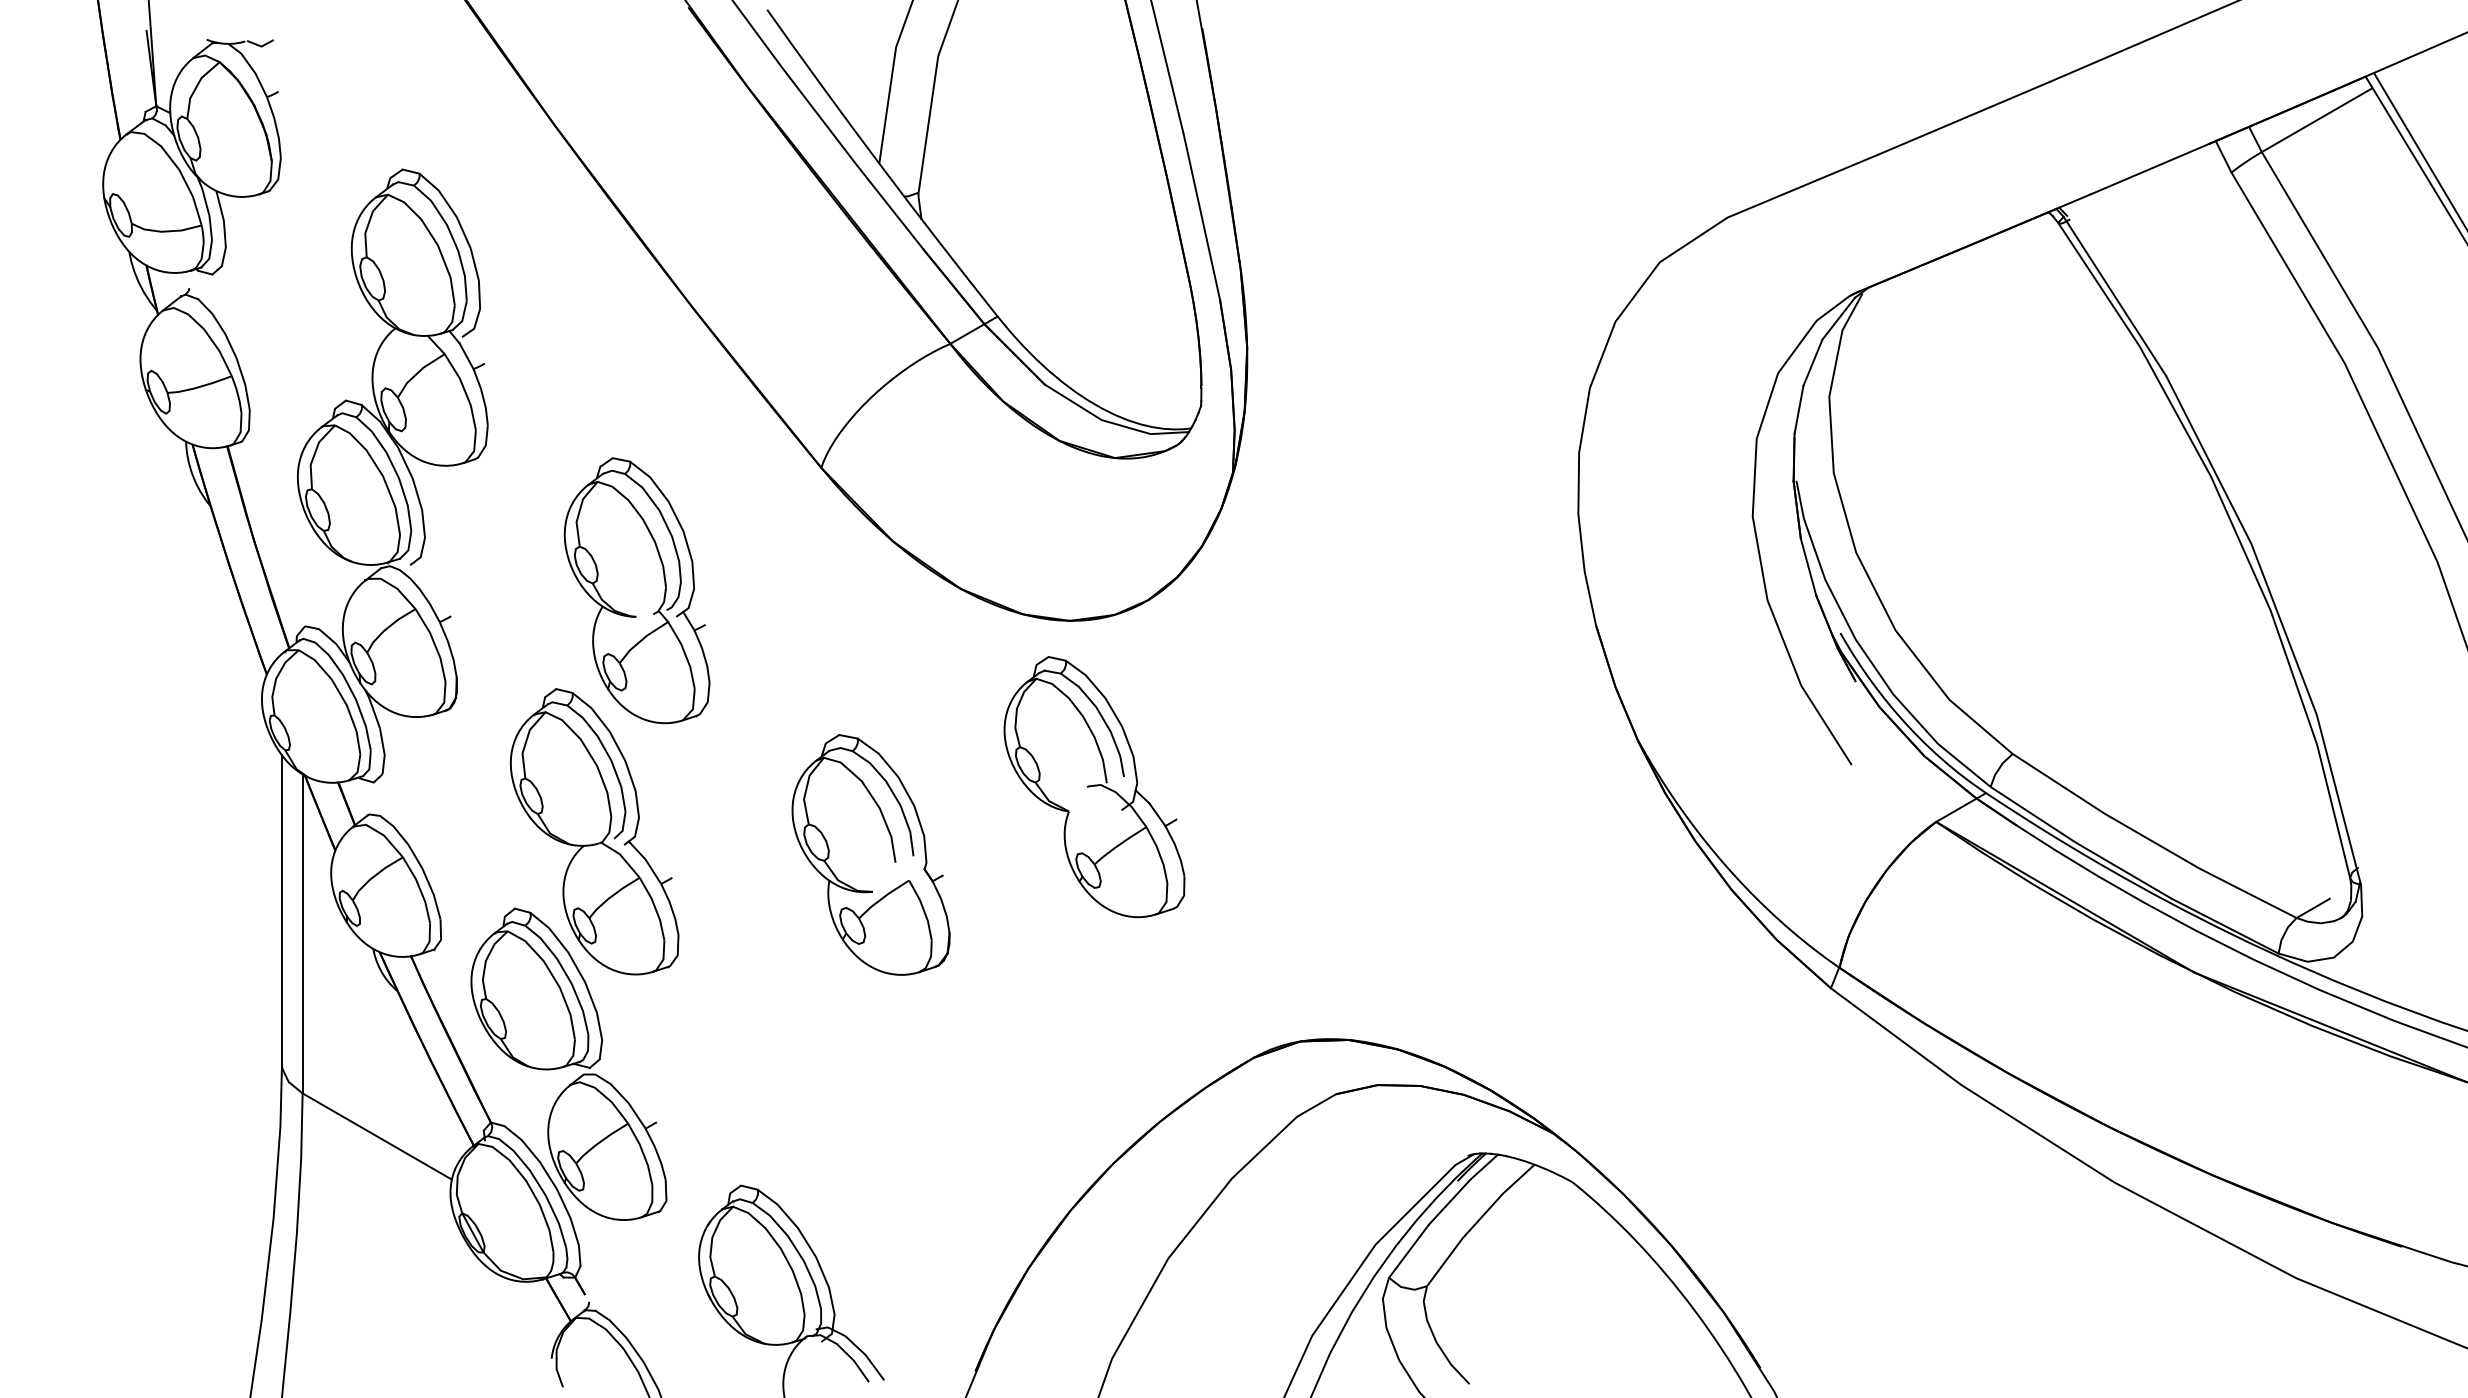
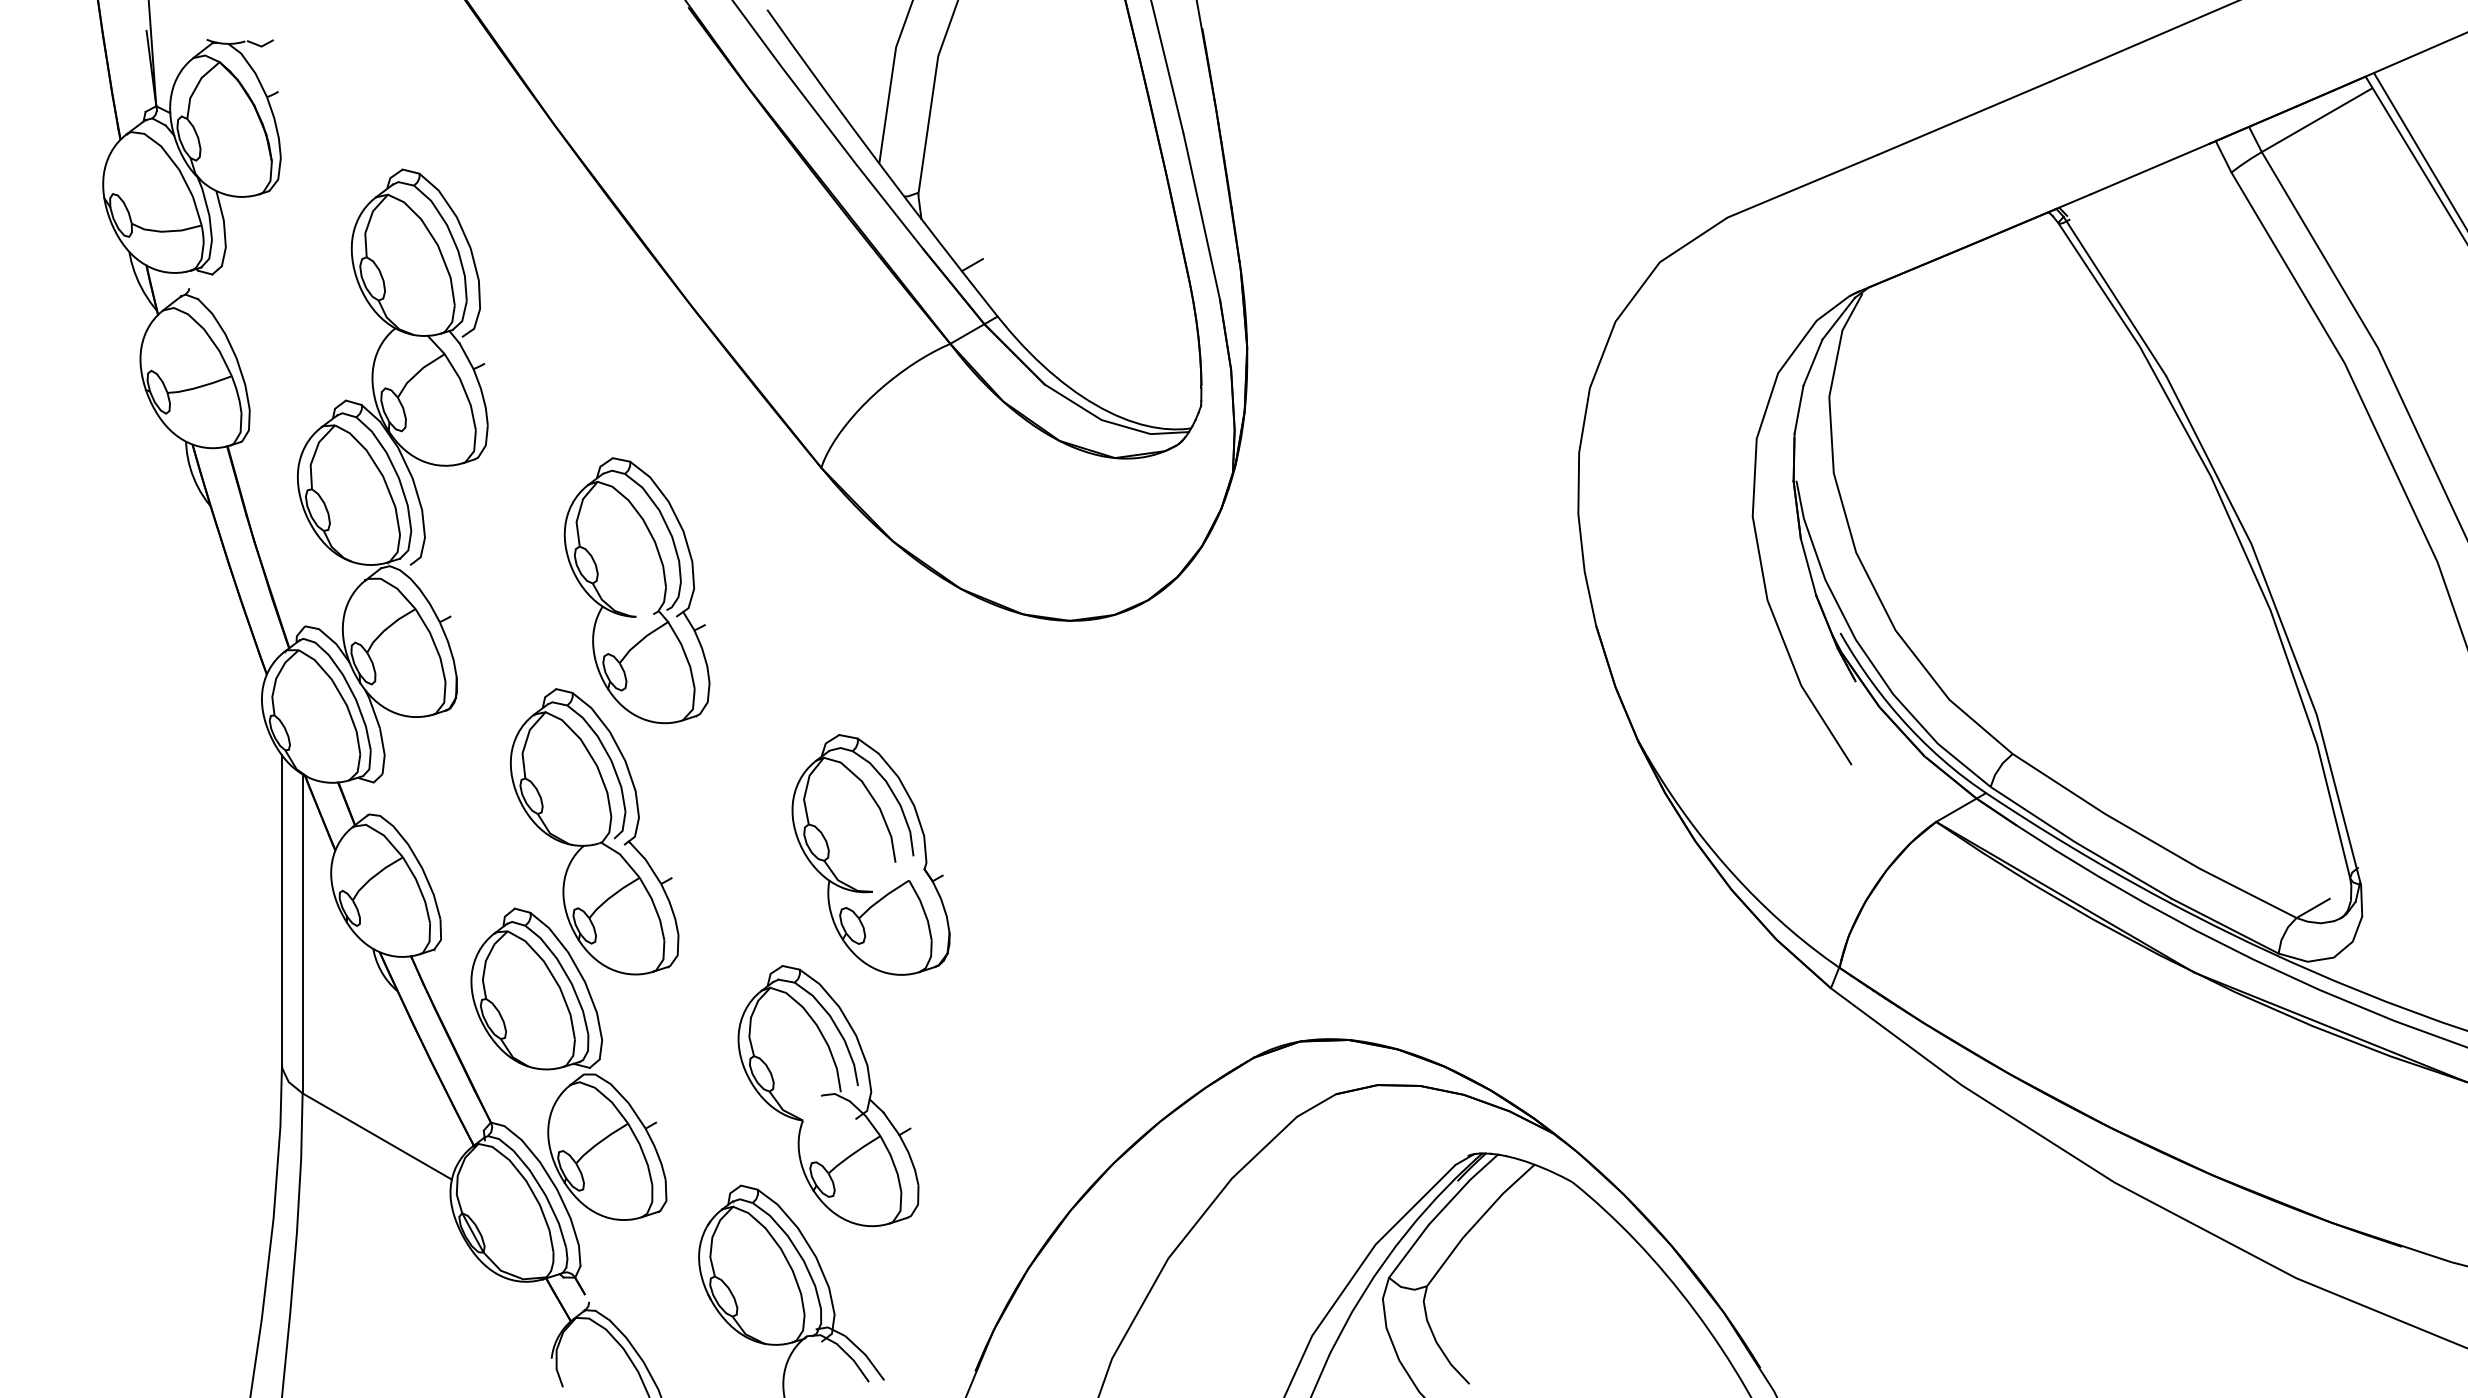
line: none -> present (971, 265)
part position: (1094, 787) -> (828, 1096) (828, 1096)
